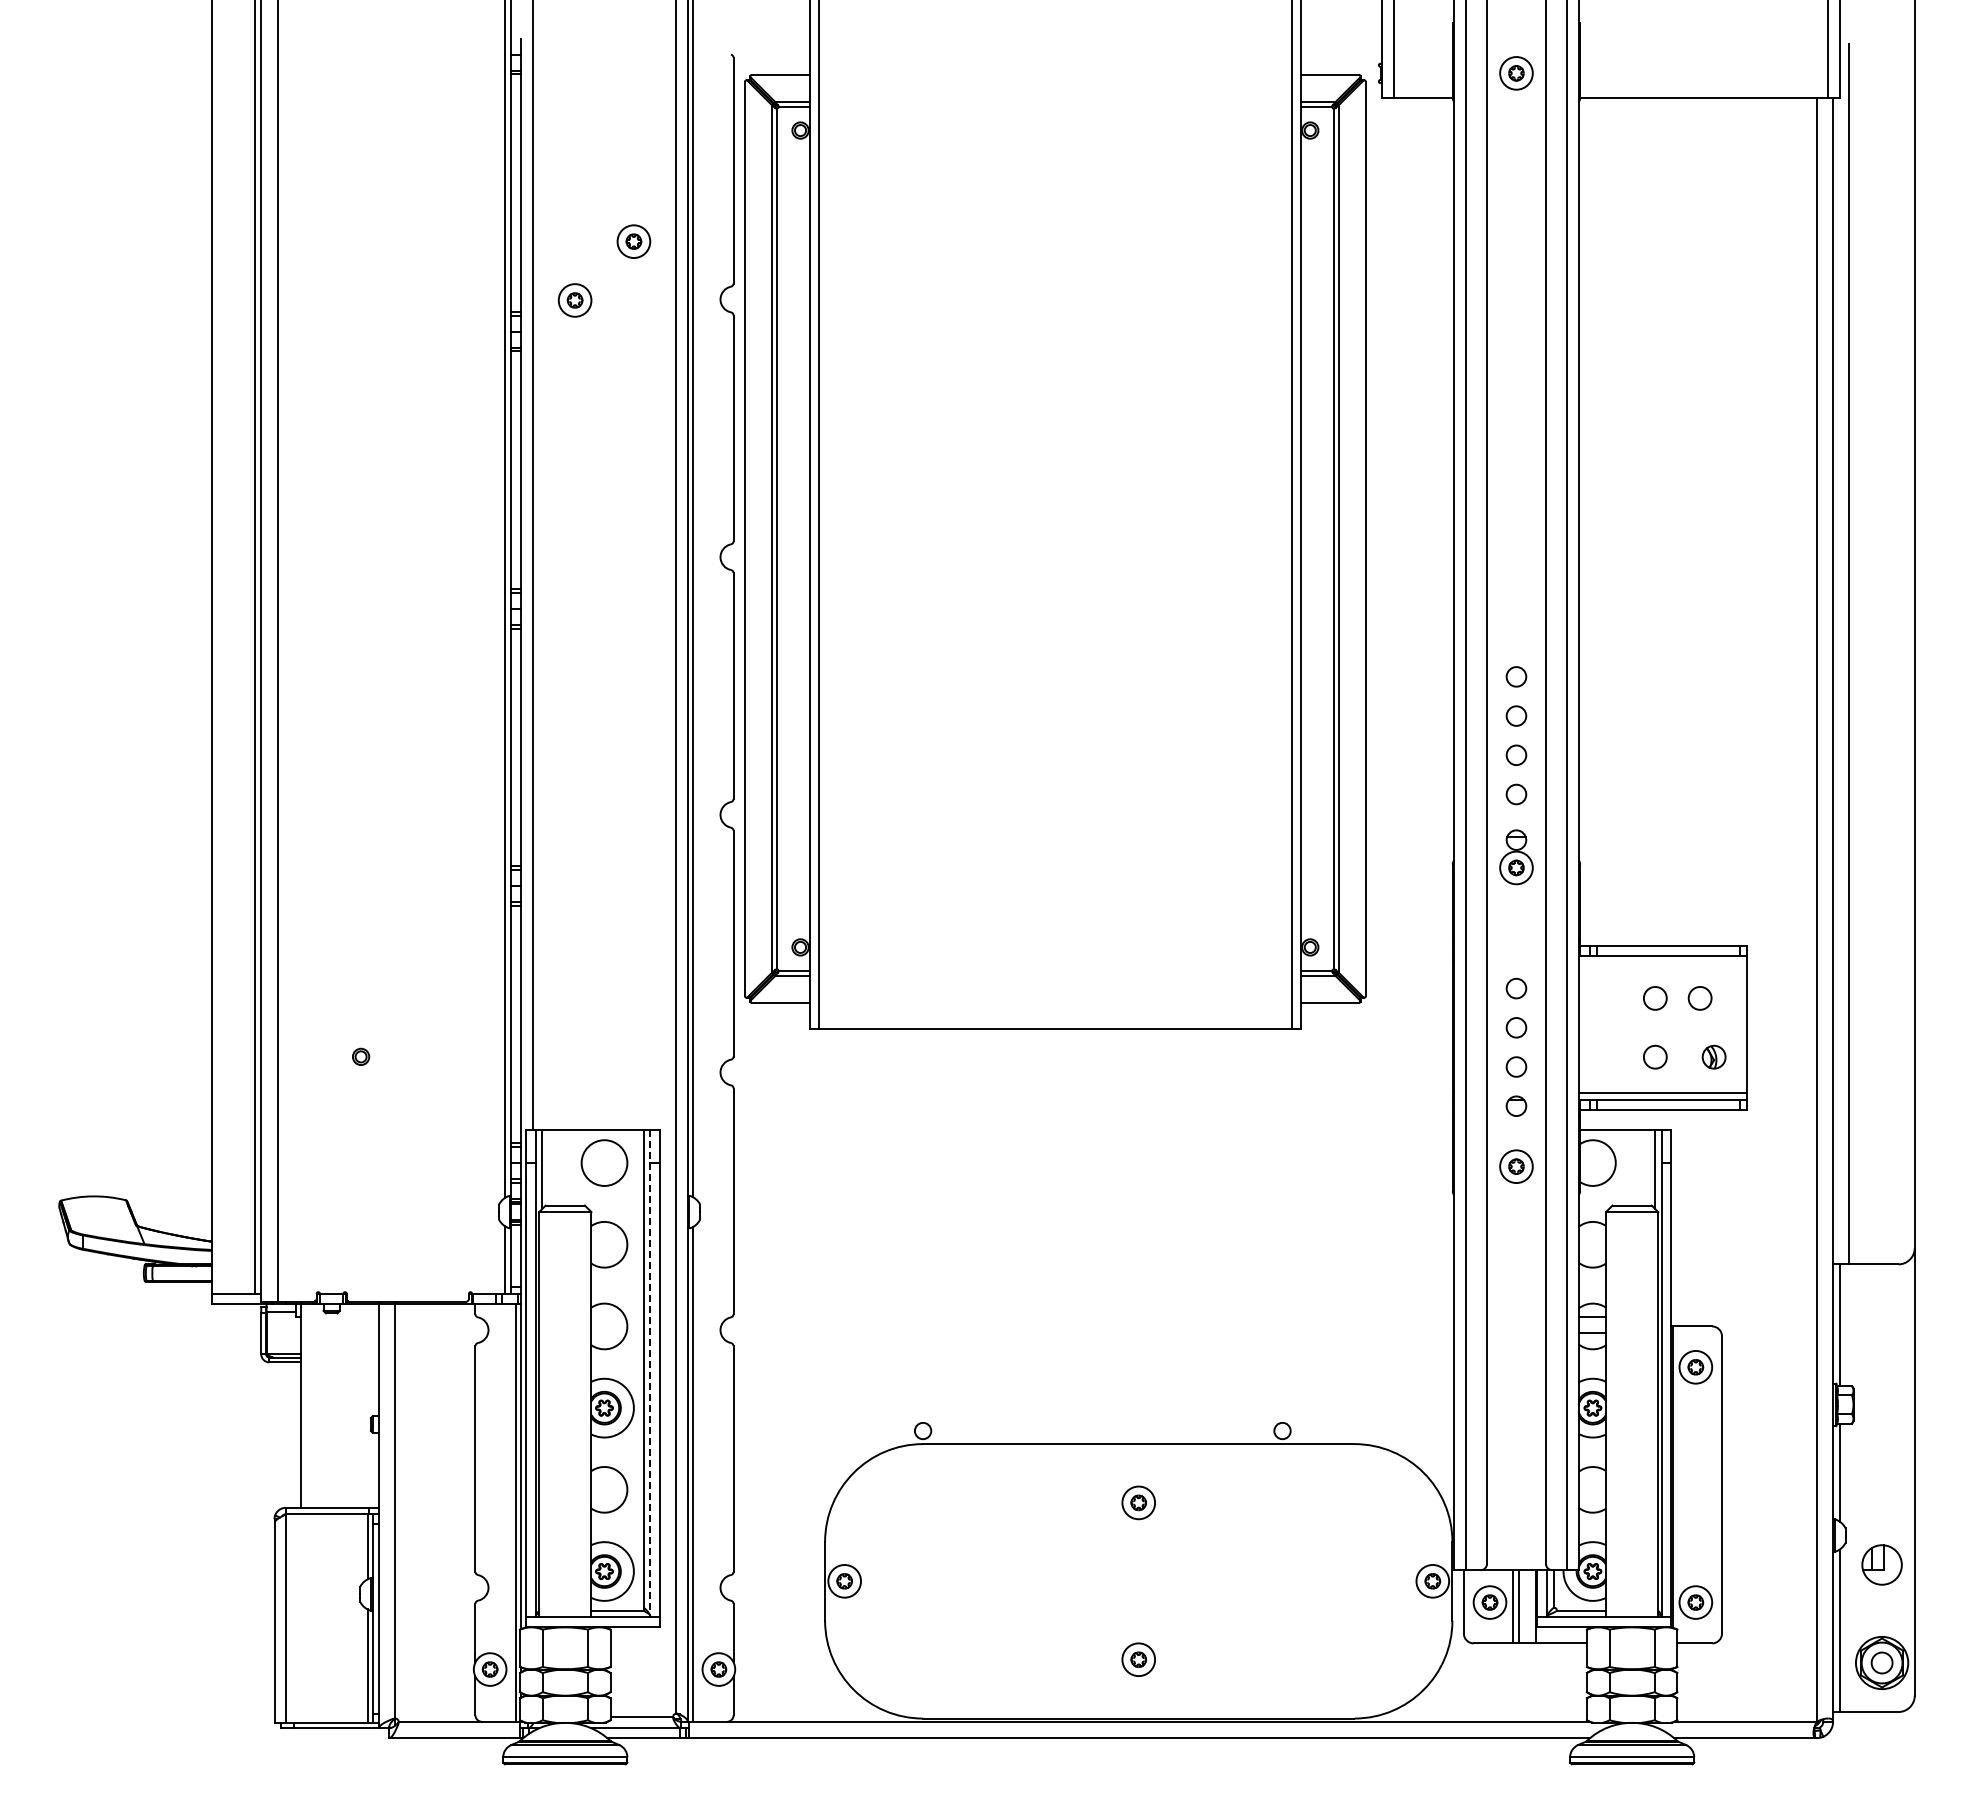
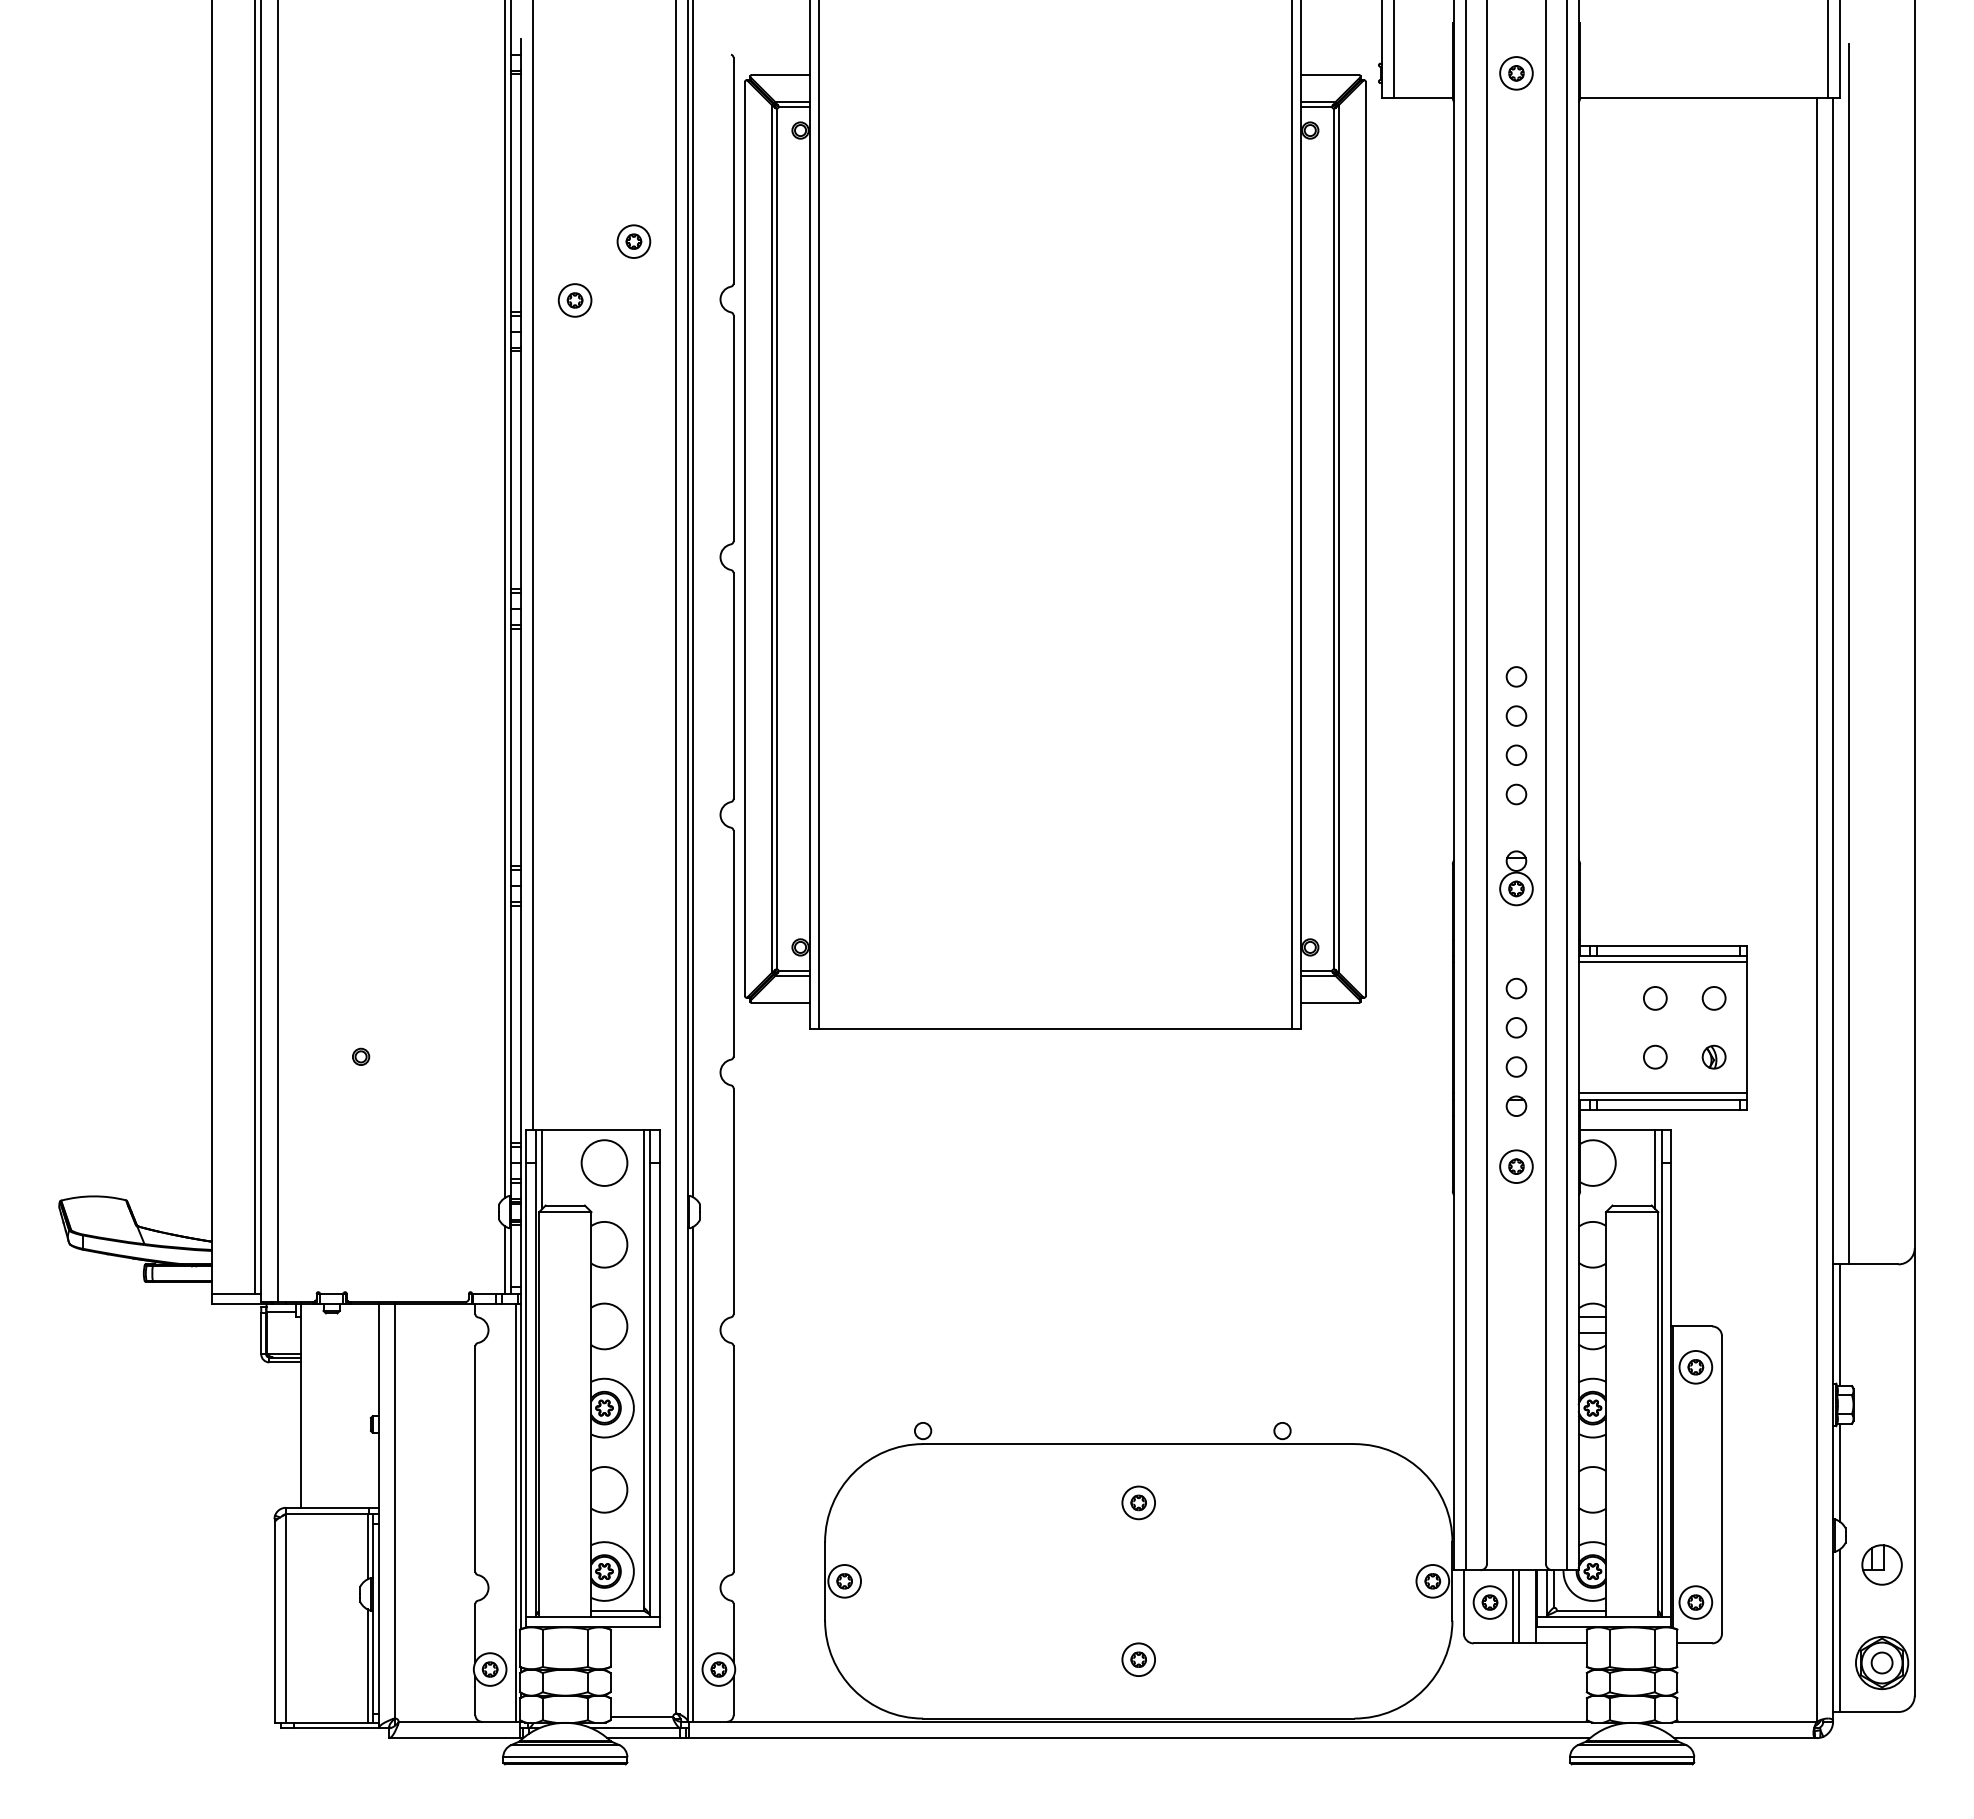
part position: (1516, 857) -> (1516, 878) (1516, 878)
line: none -> present (1662, 962)
circle position: (1699, 998) -> (1713, 998) (1713, 998)
line: dashed -> solid (650, 1374)
